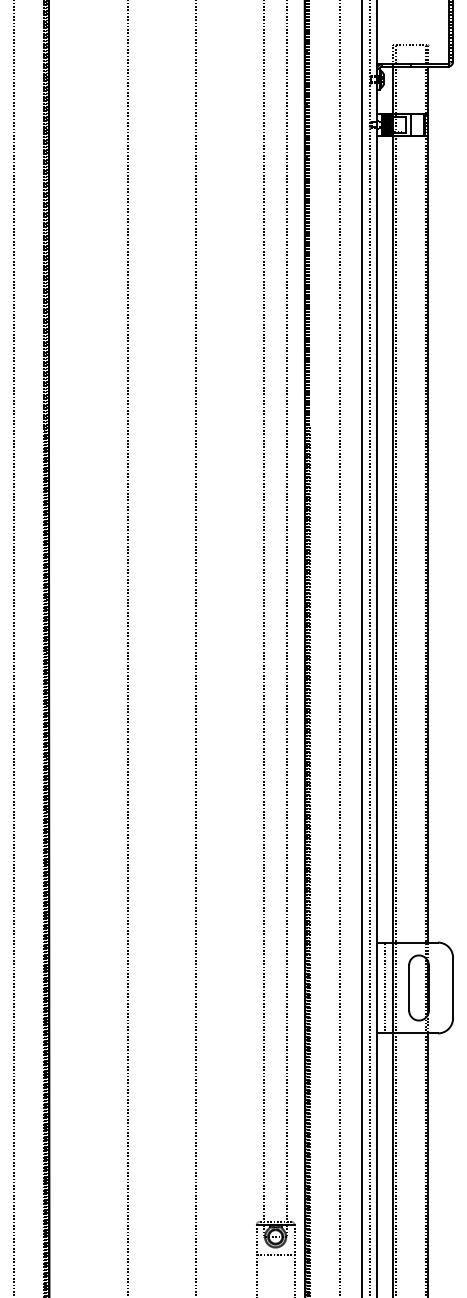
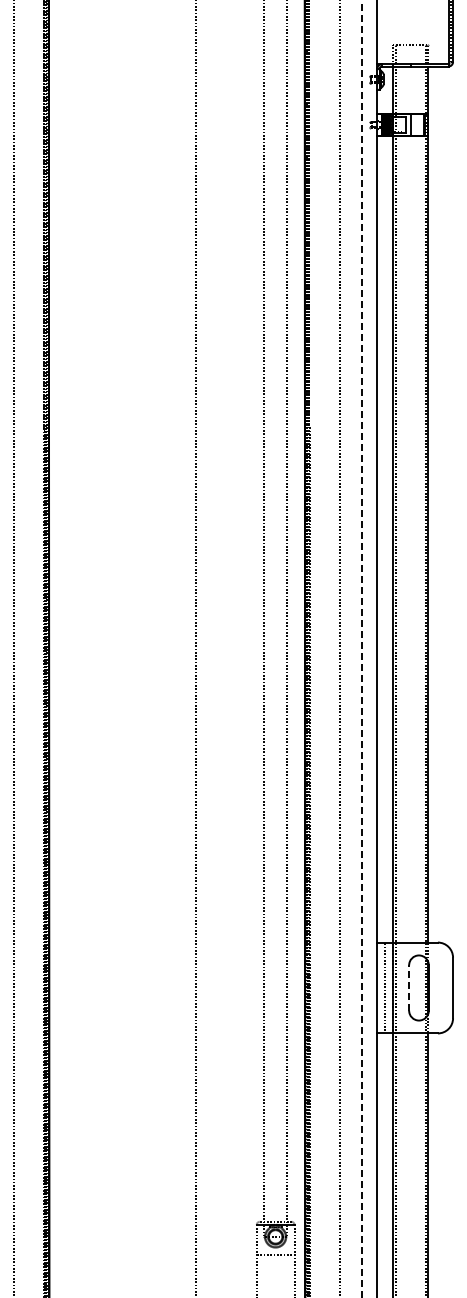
line: present -> none (128, 648)
line: present -> none (369, 648)
line: solid -> dashed (362, 649)
line: solid -> dashed (409, 988)
